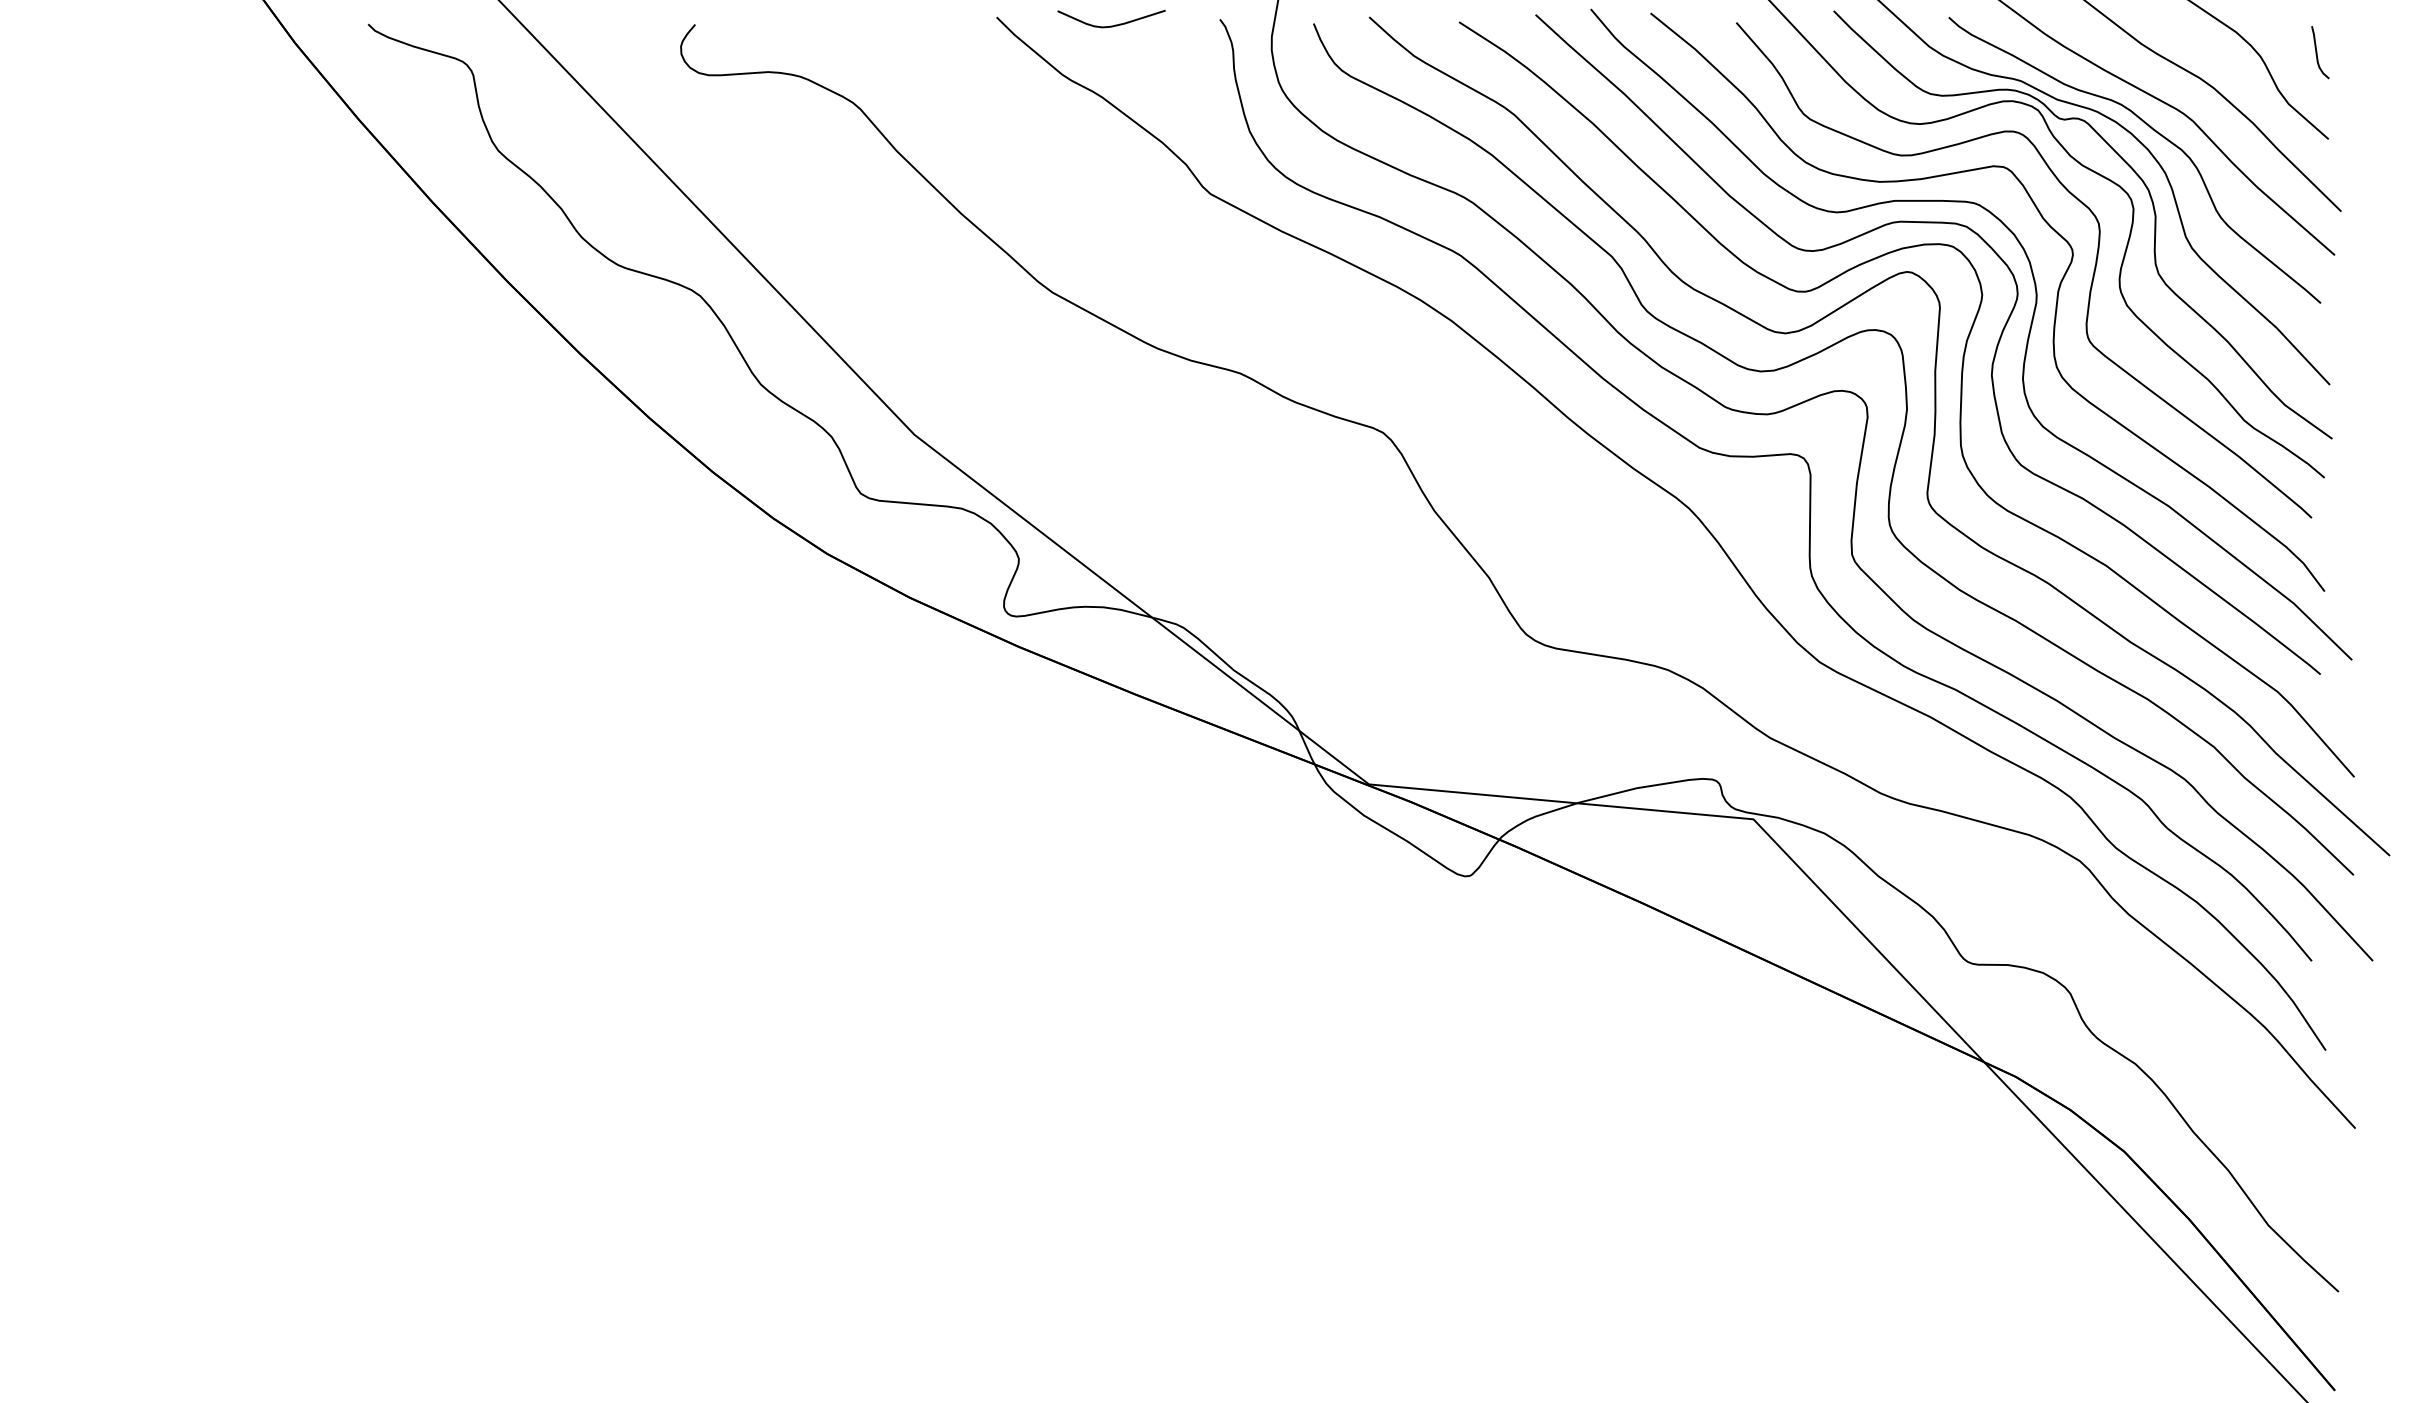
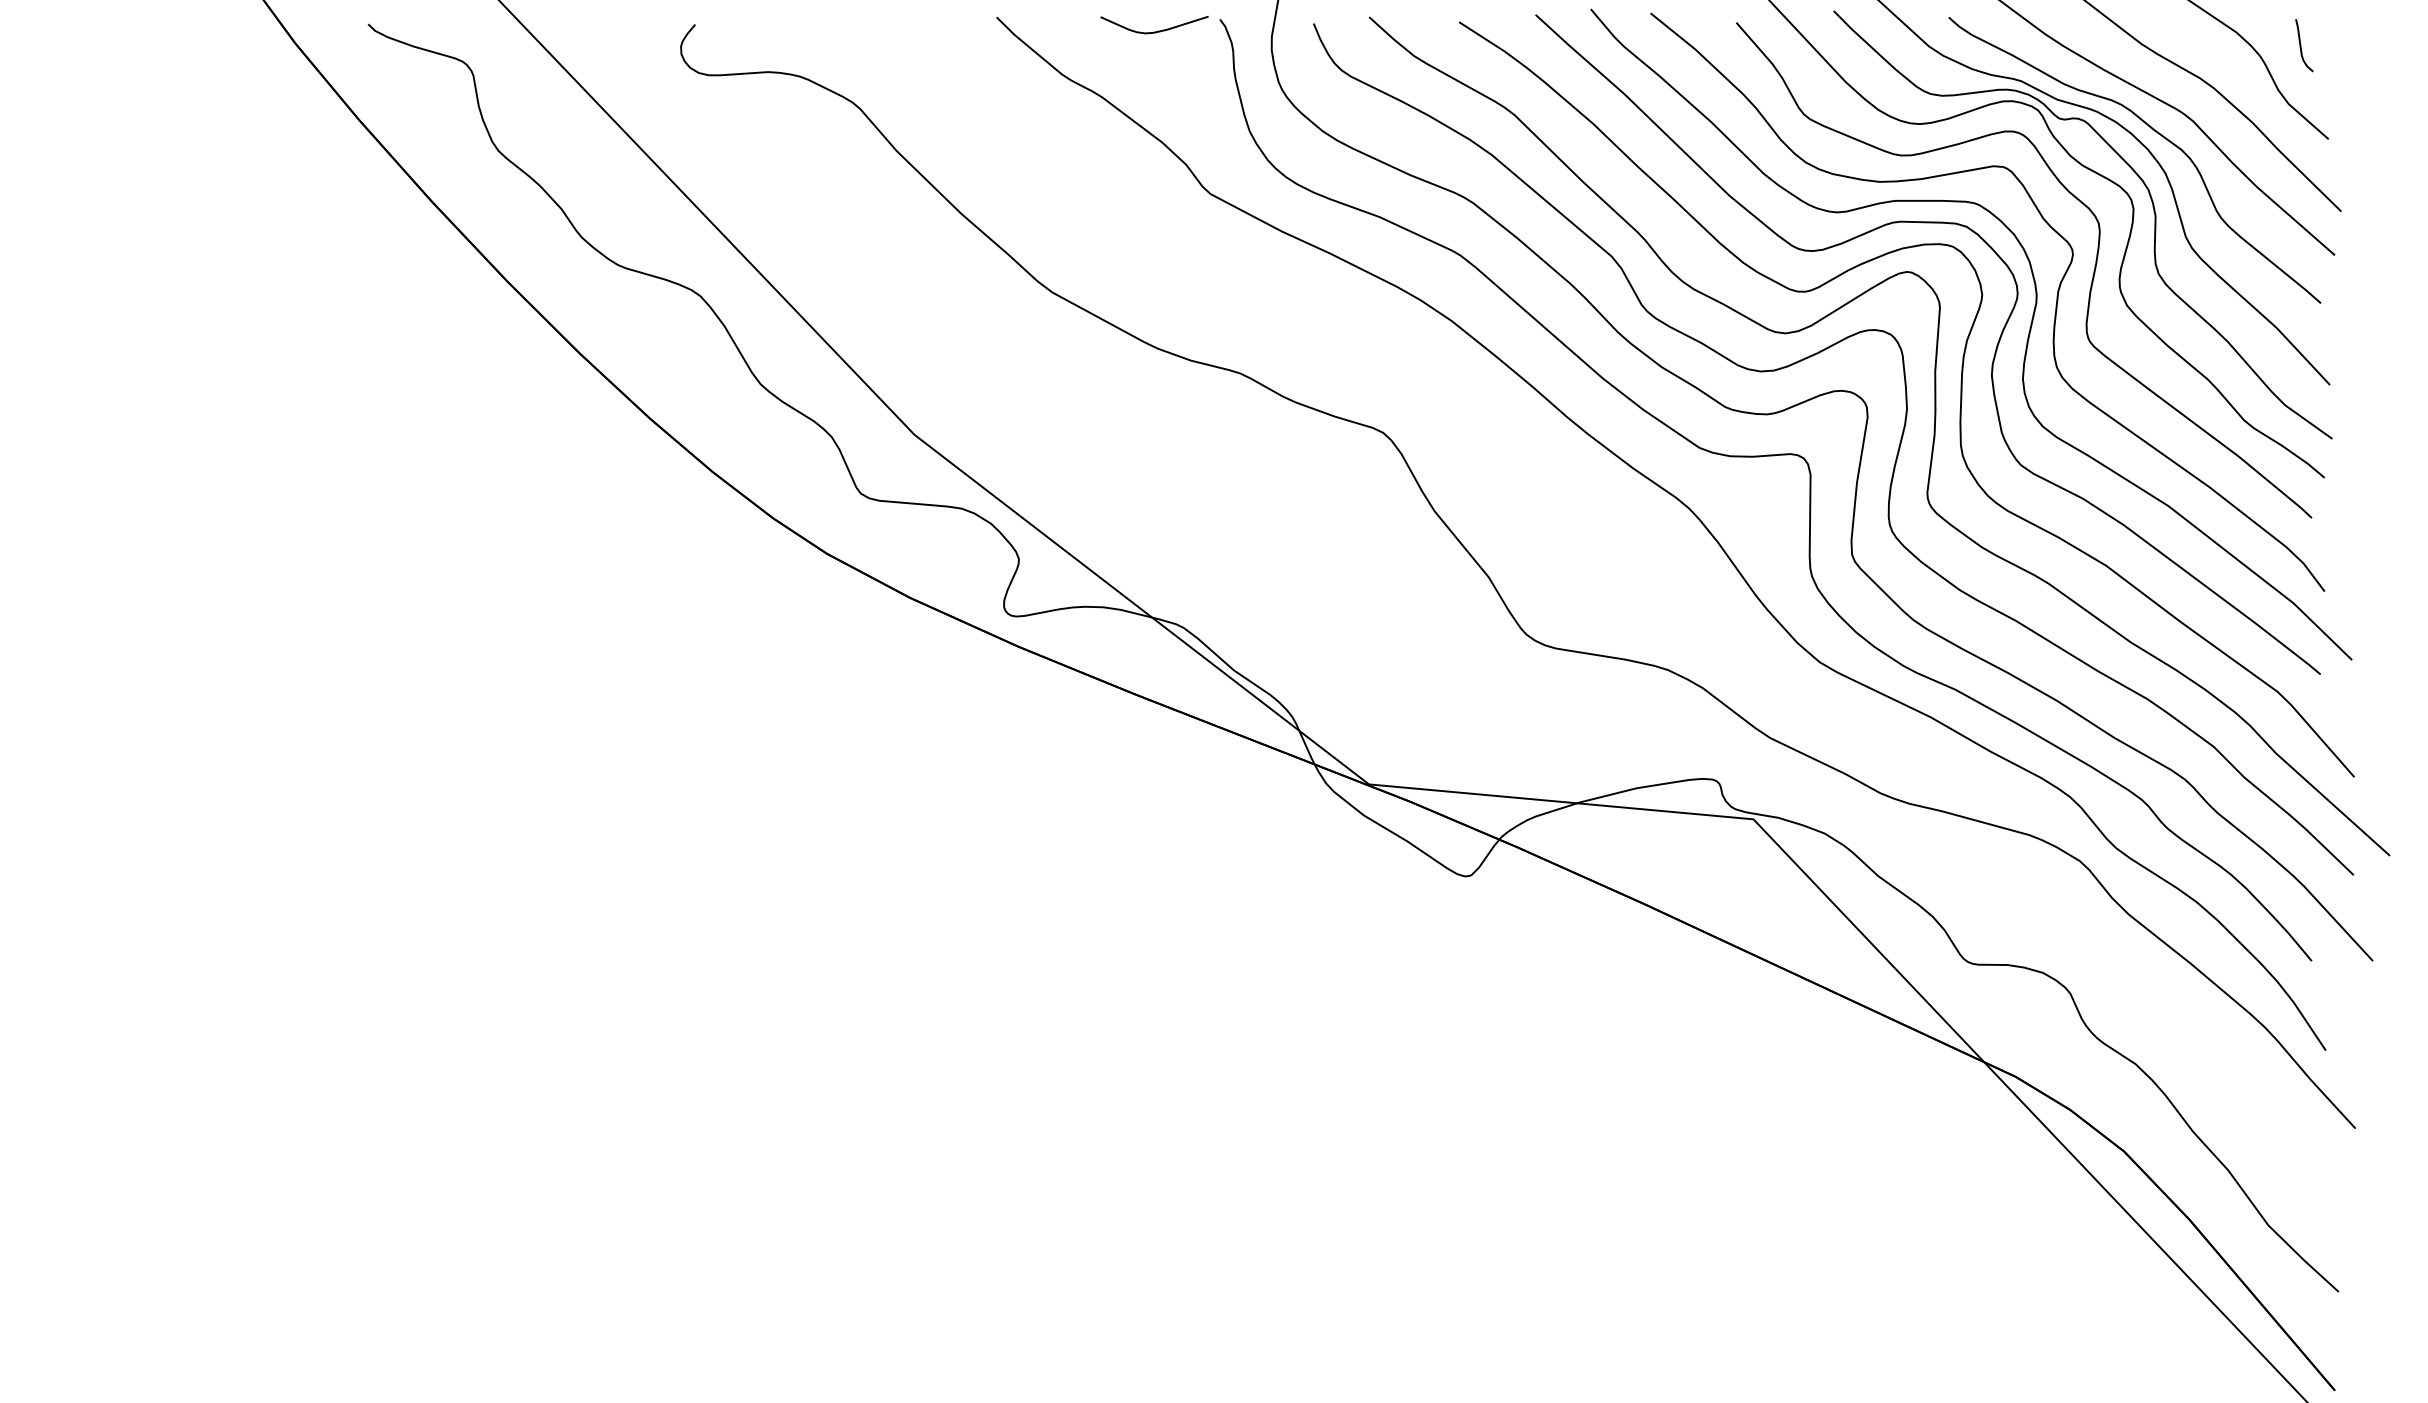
curve position: (1111, 25) -> (1154, 31) (1154, 31)
curve position: (2317, 52) -> (2301, 45) (2301, 45)
